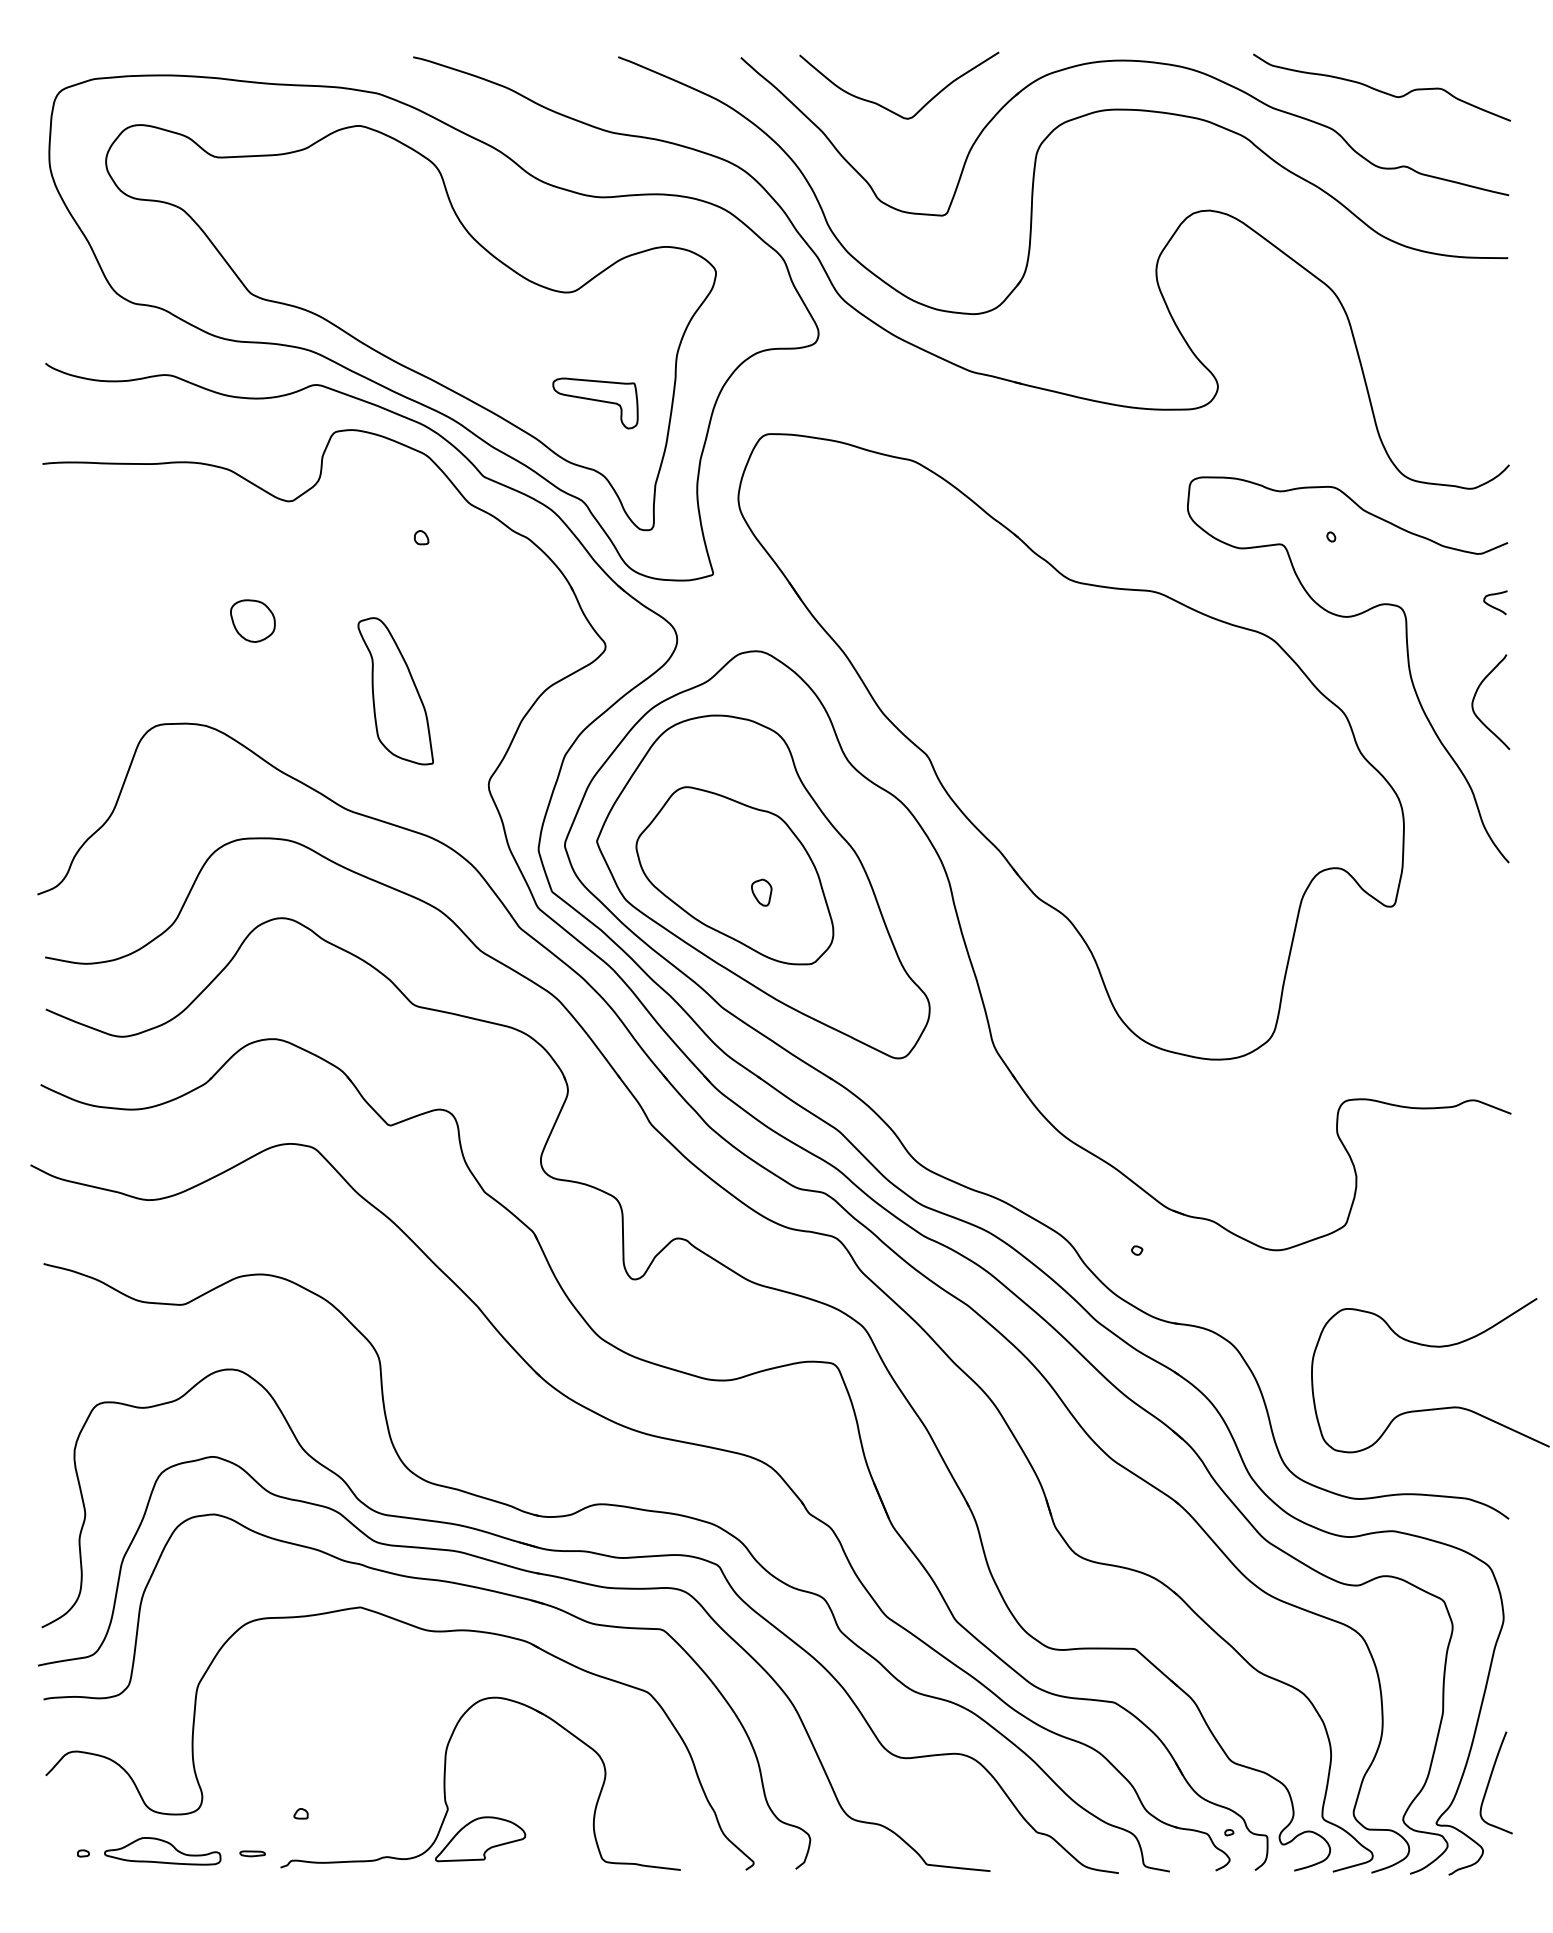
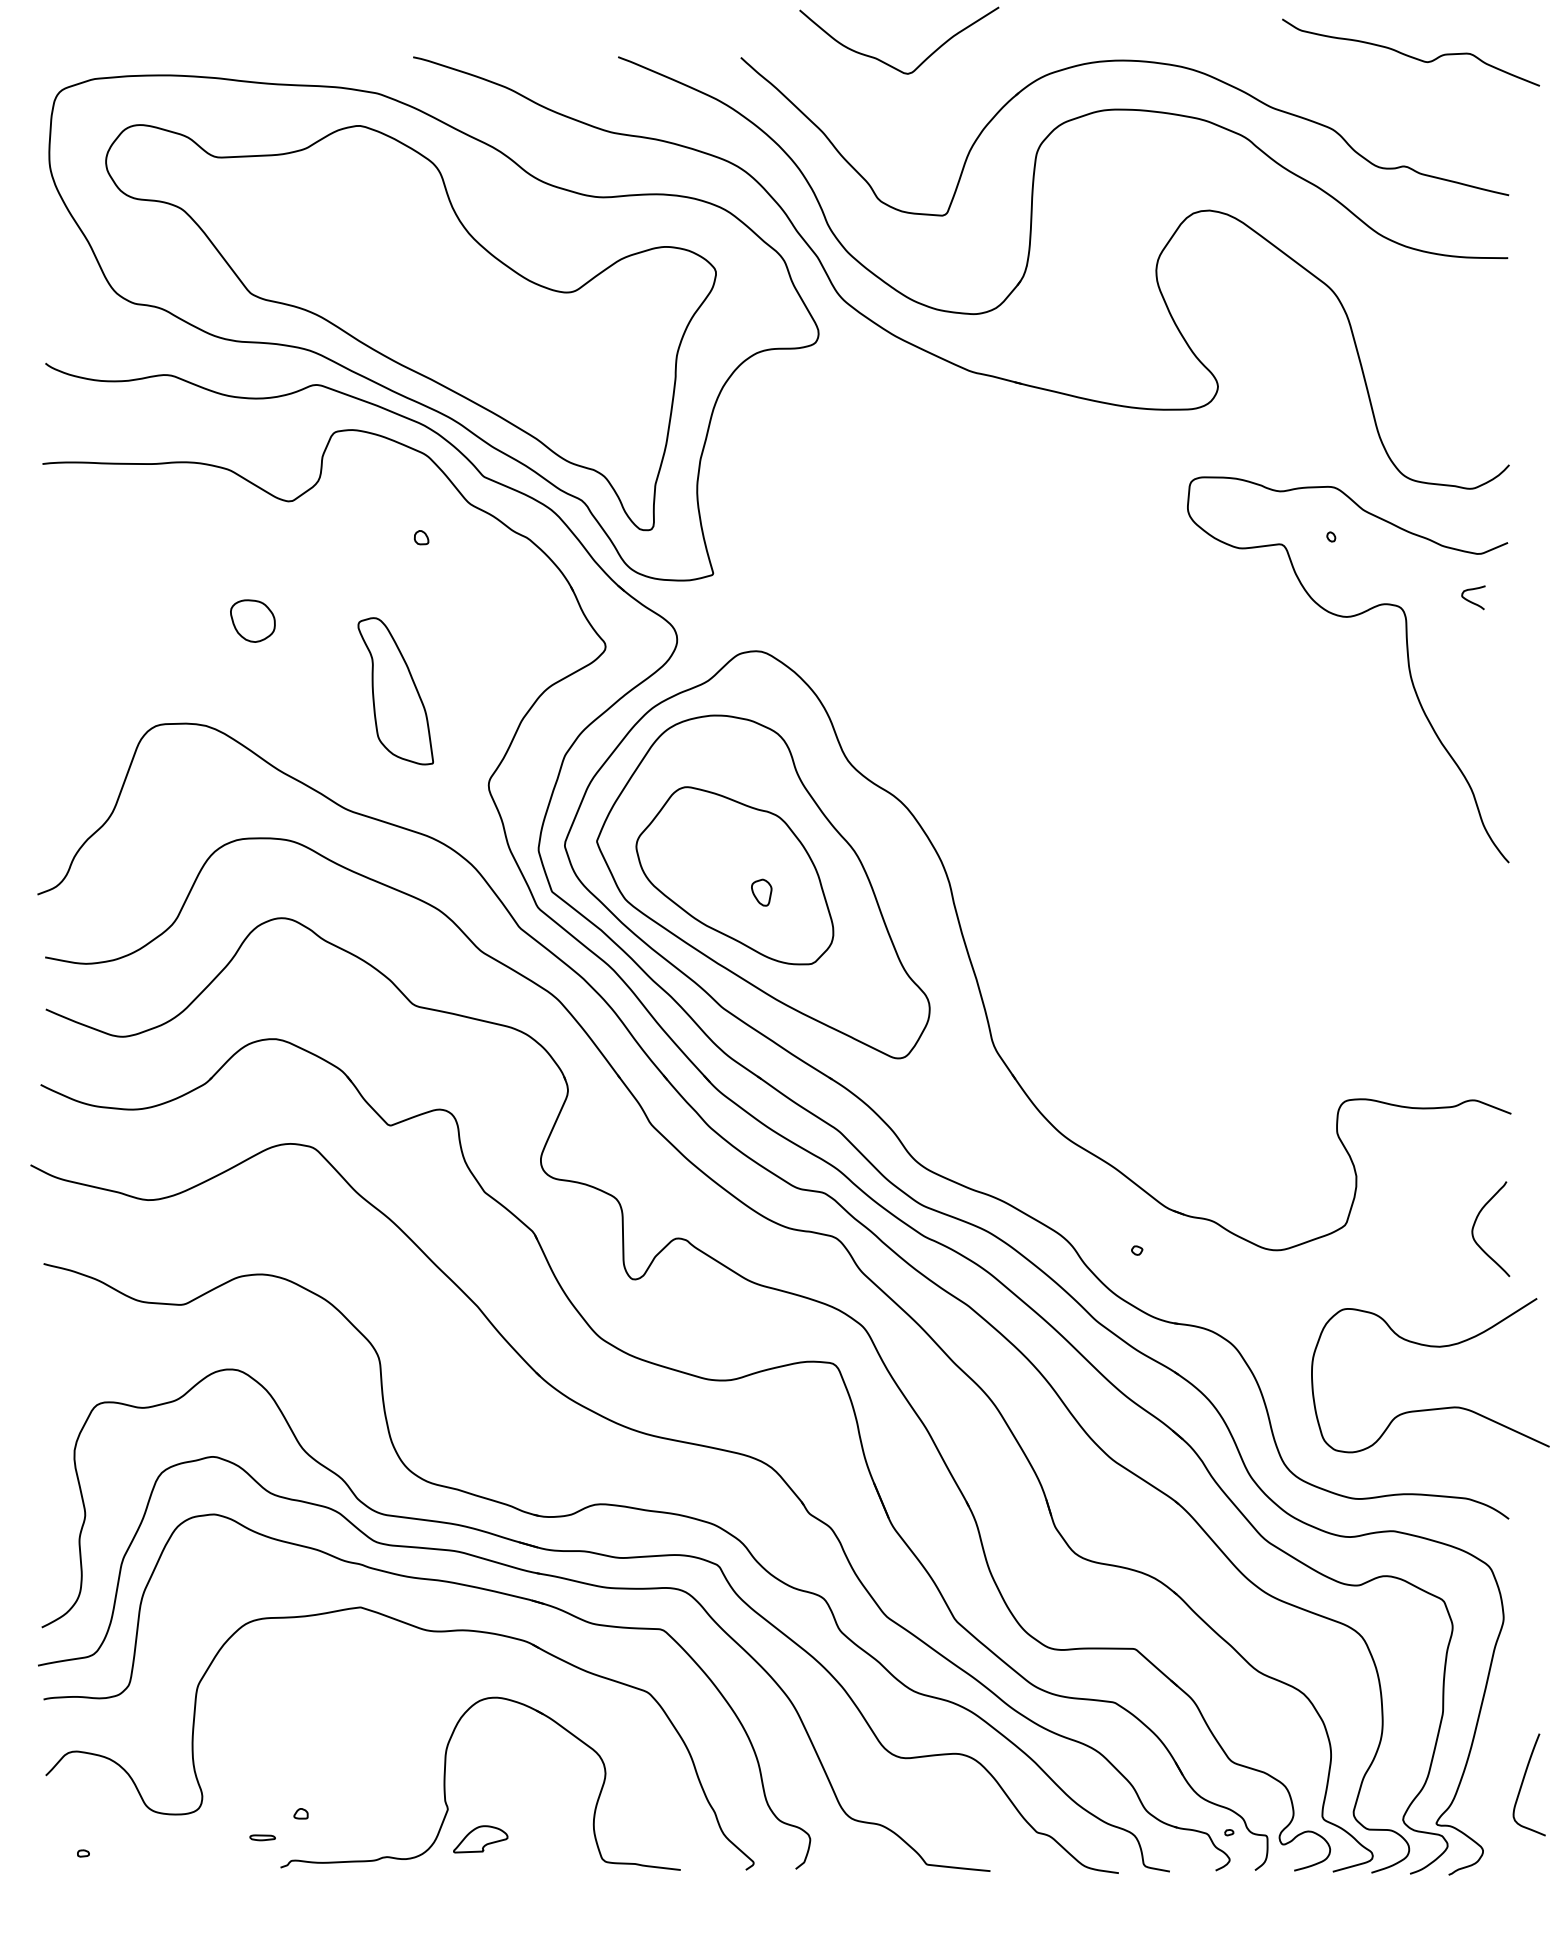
curve position: (1381, 90) -> (1410, 55) (1410, 55)
curve position: (886, 107) -> (886, 62) (886, 62)
part: present -> none (595, 403)
curve position: (1494, 606) -> (1472, 601) (1472, 601)
curve position: (1475, 697) -> (1475, 1224) (1475, 1224)
part: present -> none (1070, 746)
curve position: (1490, 1780) -> (1523, 1782) (1523, 1782)
part size: 92x47 px -> 56x29 px (480, 1839)
part: present -> none (162, 1851)
part position: (252, 1853) -> (262, 1837) (262, 1837)
